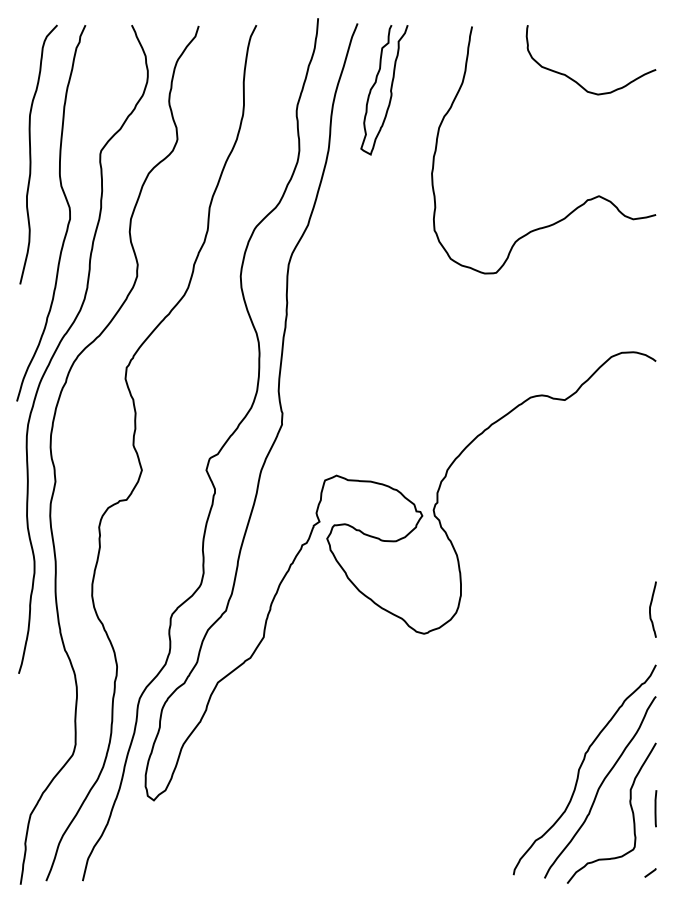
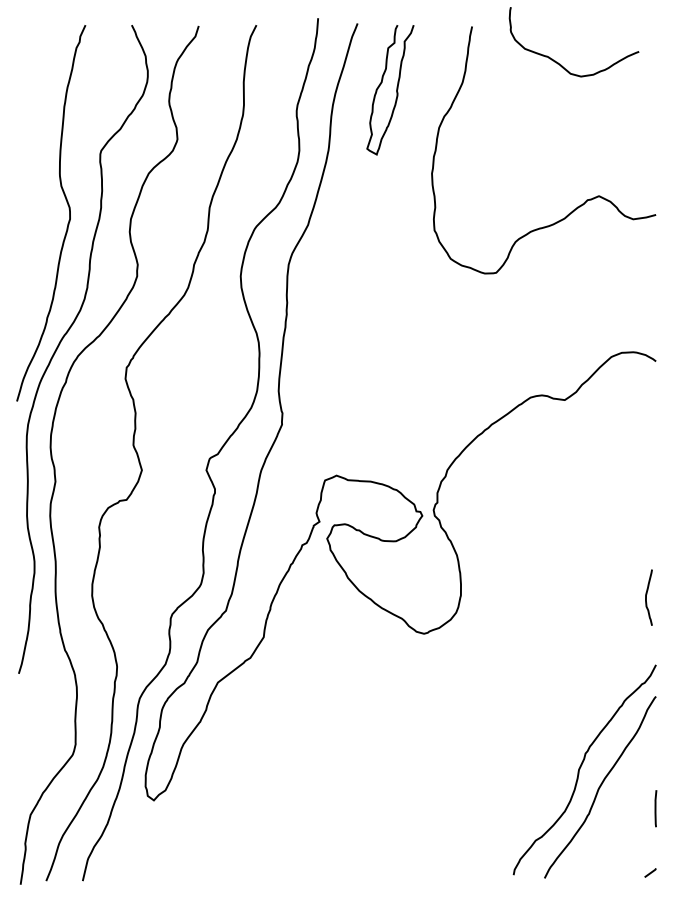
curve position: (575, 80) -> (558, 62) (558, 62)
curve position: (390, 90) -> (396, 90) (396, 90)
curve: present -> none (31, 154)
curve position: (650, 609) -> (646, 597) (646, 597)
curve: present -> none (630, 808)
